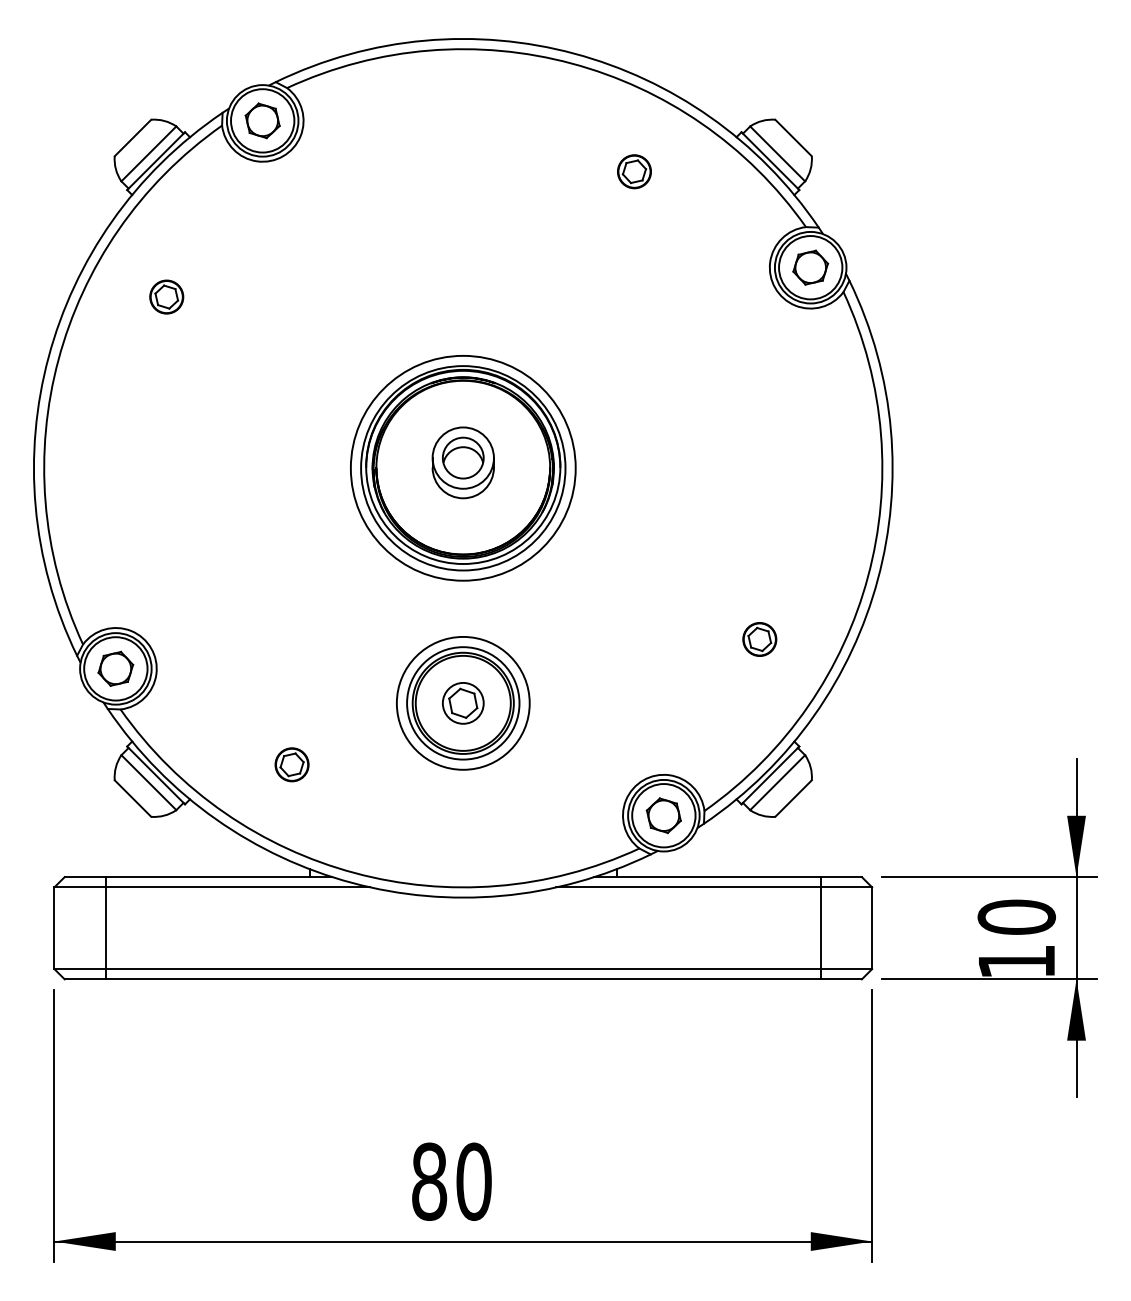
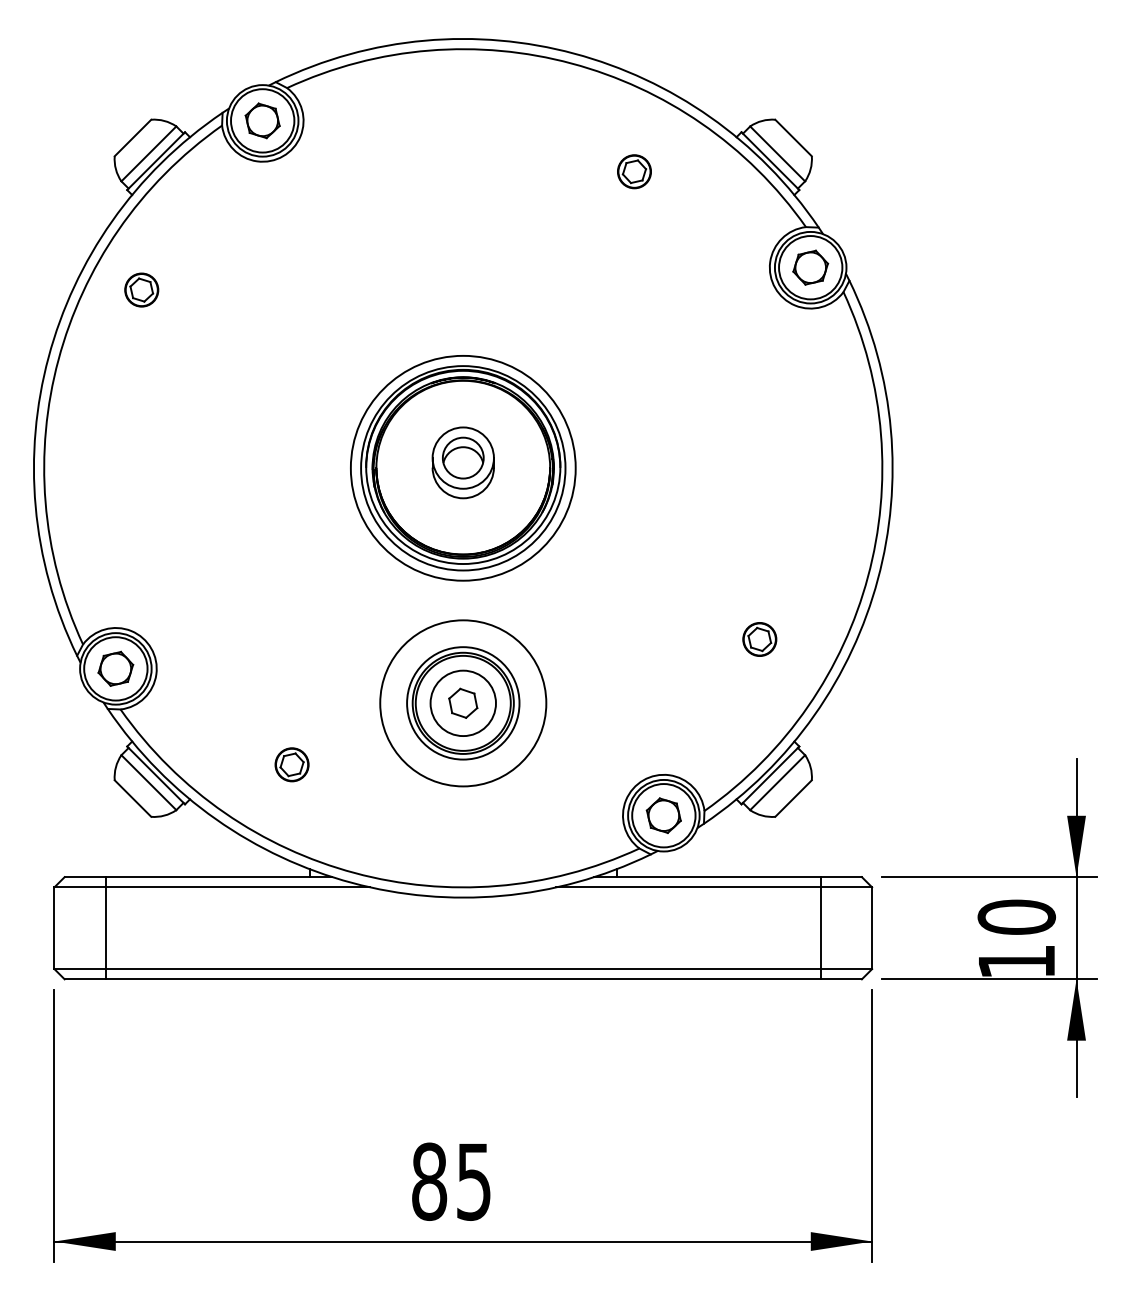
part position: (166, 296) -> (141, 289) (141, 289)
circle diameter: 133 px -> 166 px (463, 703)
circle diameter: 41 px -> 65 px (462, 703)
text: 80 -> 85 (473, 1181)
